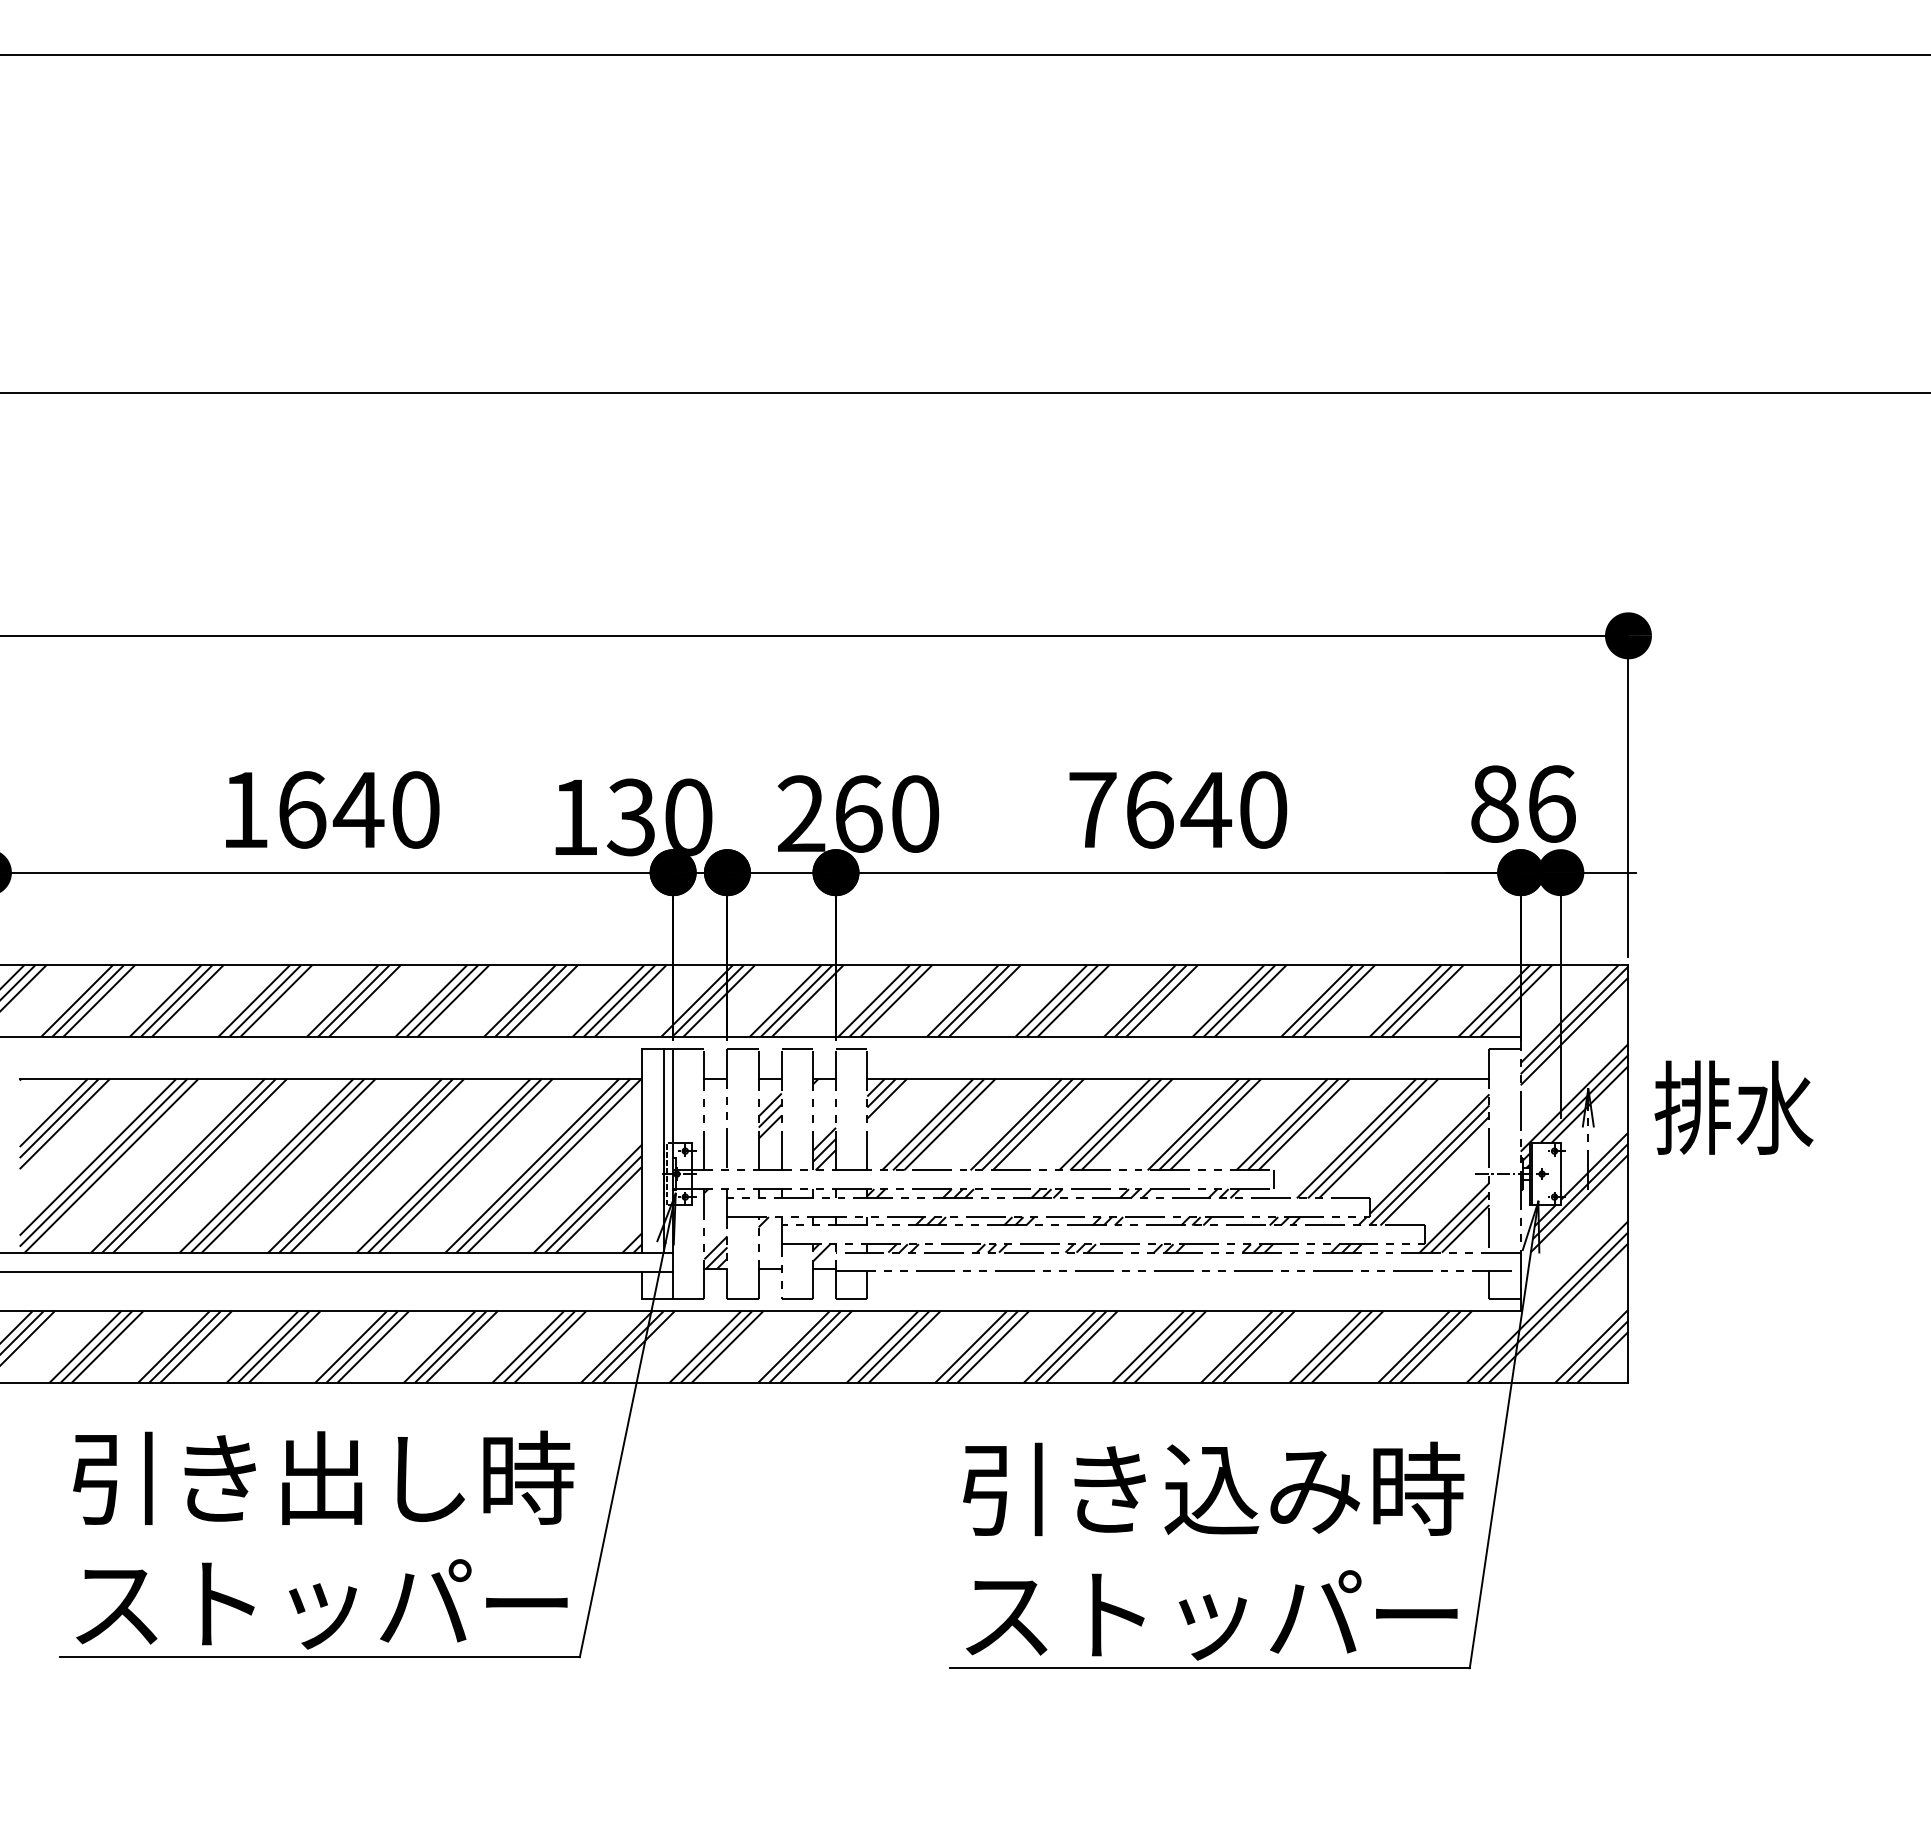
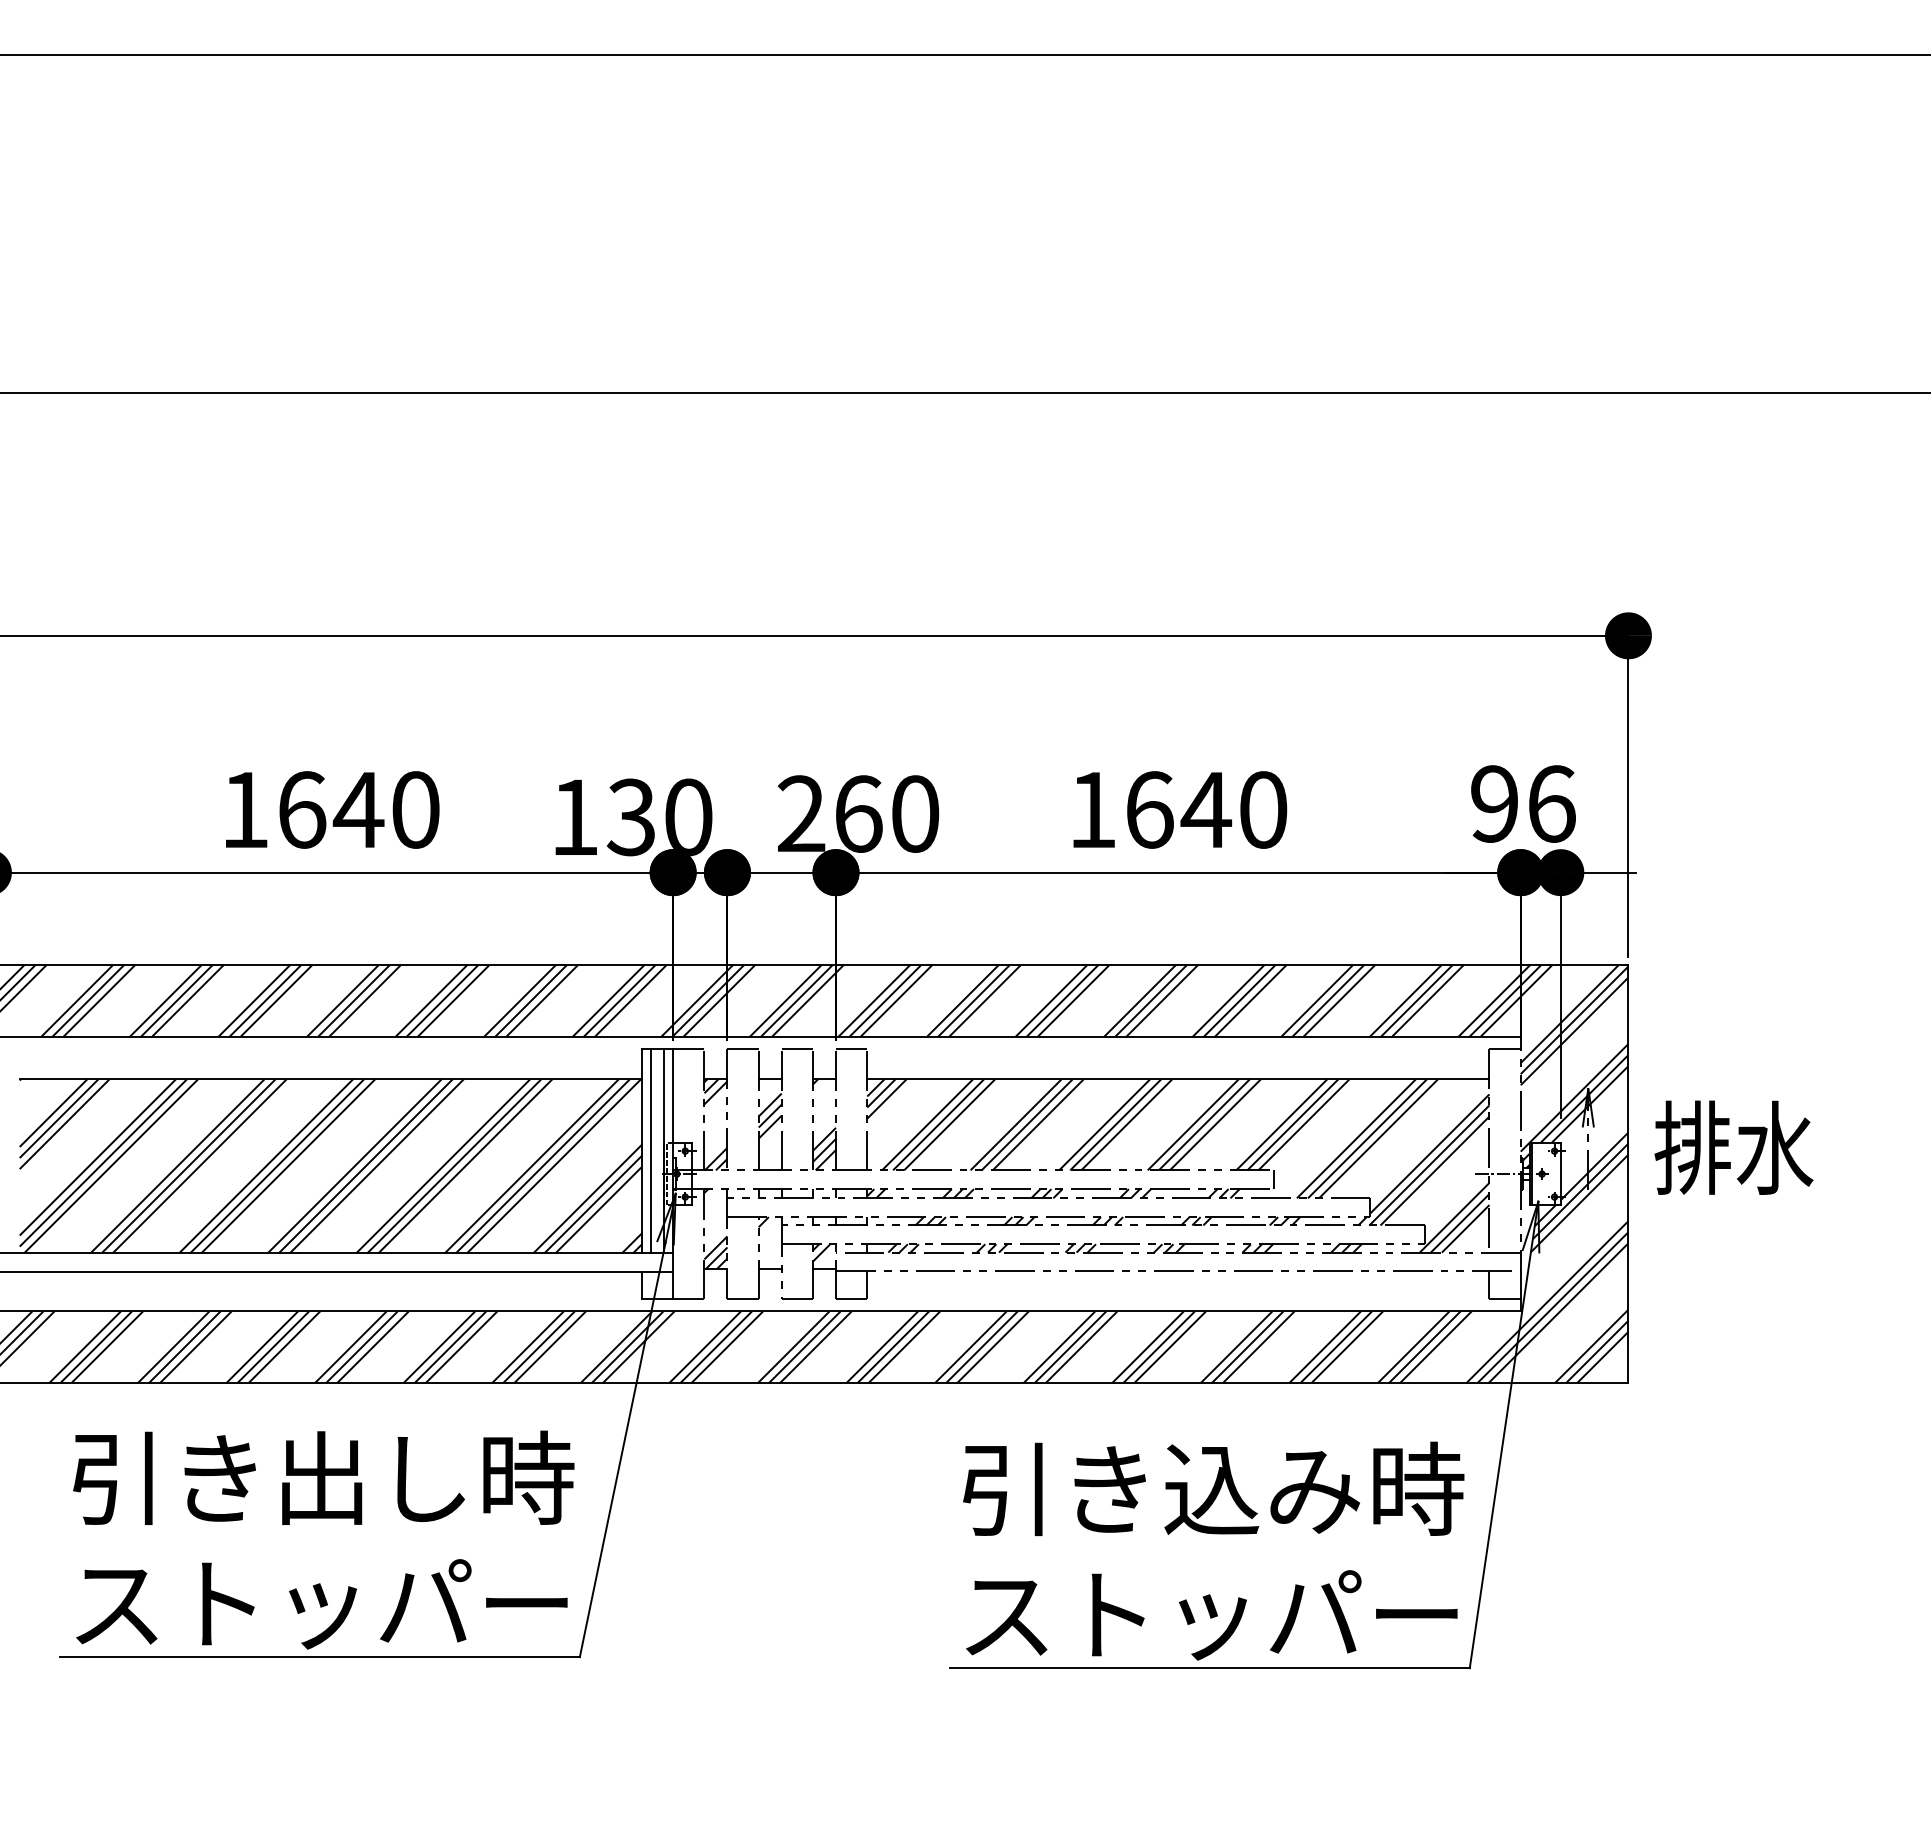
text: 86 -> 96 (1494, 803)
text: 7640 -> 1640 (1092, 809)
text position: (1733, 1107) -> (1733, 1147) (1733, 1147)
hatch: none -> present (715, 1124)
line: none -> present (650, 1150)
